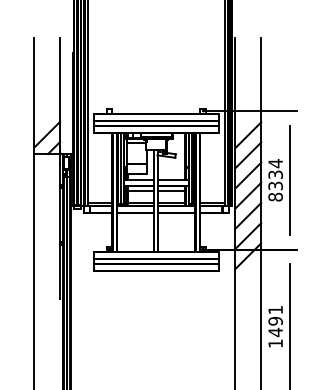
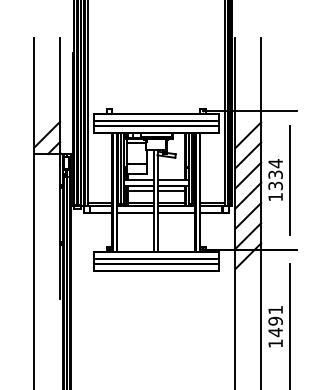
text: 8334 -> 1334 (275, 196)
